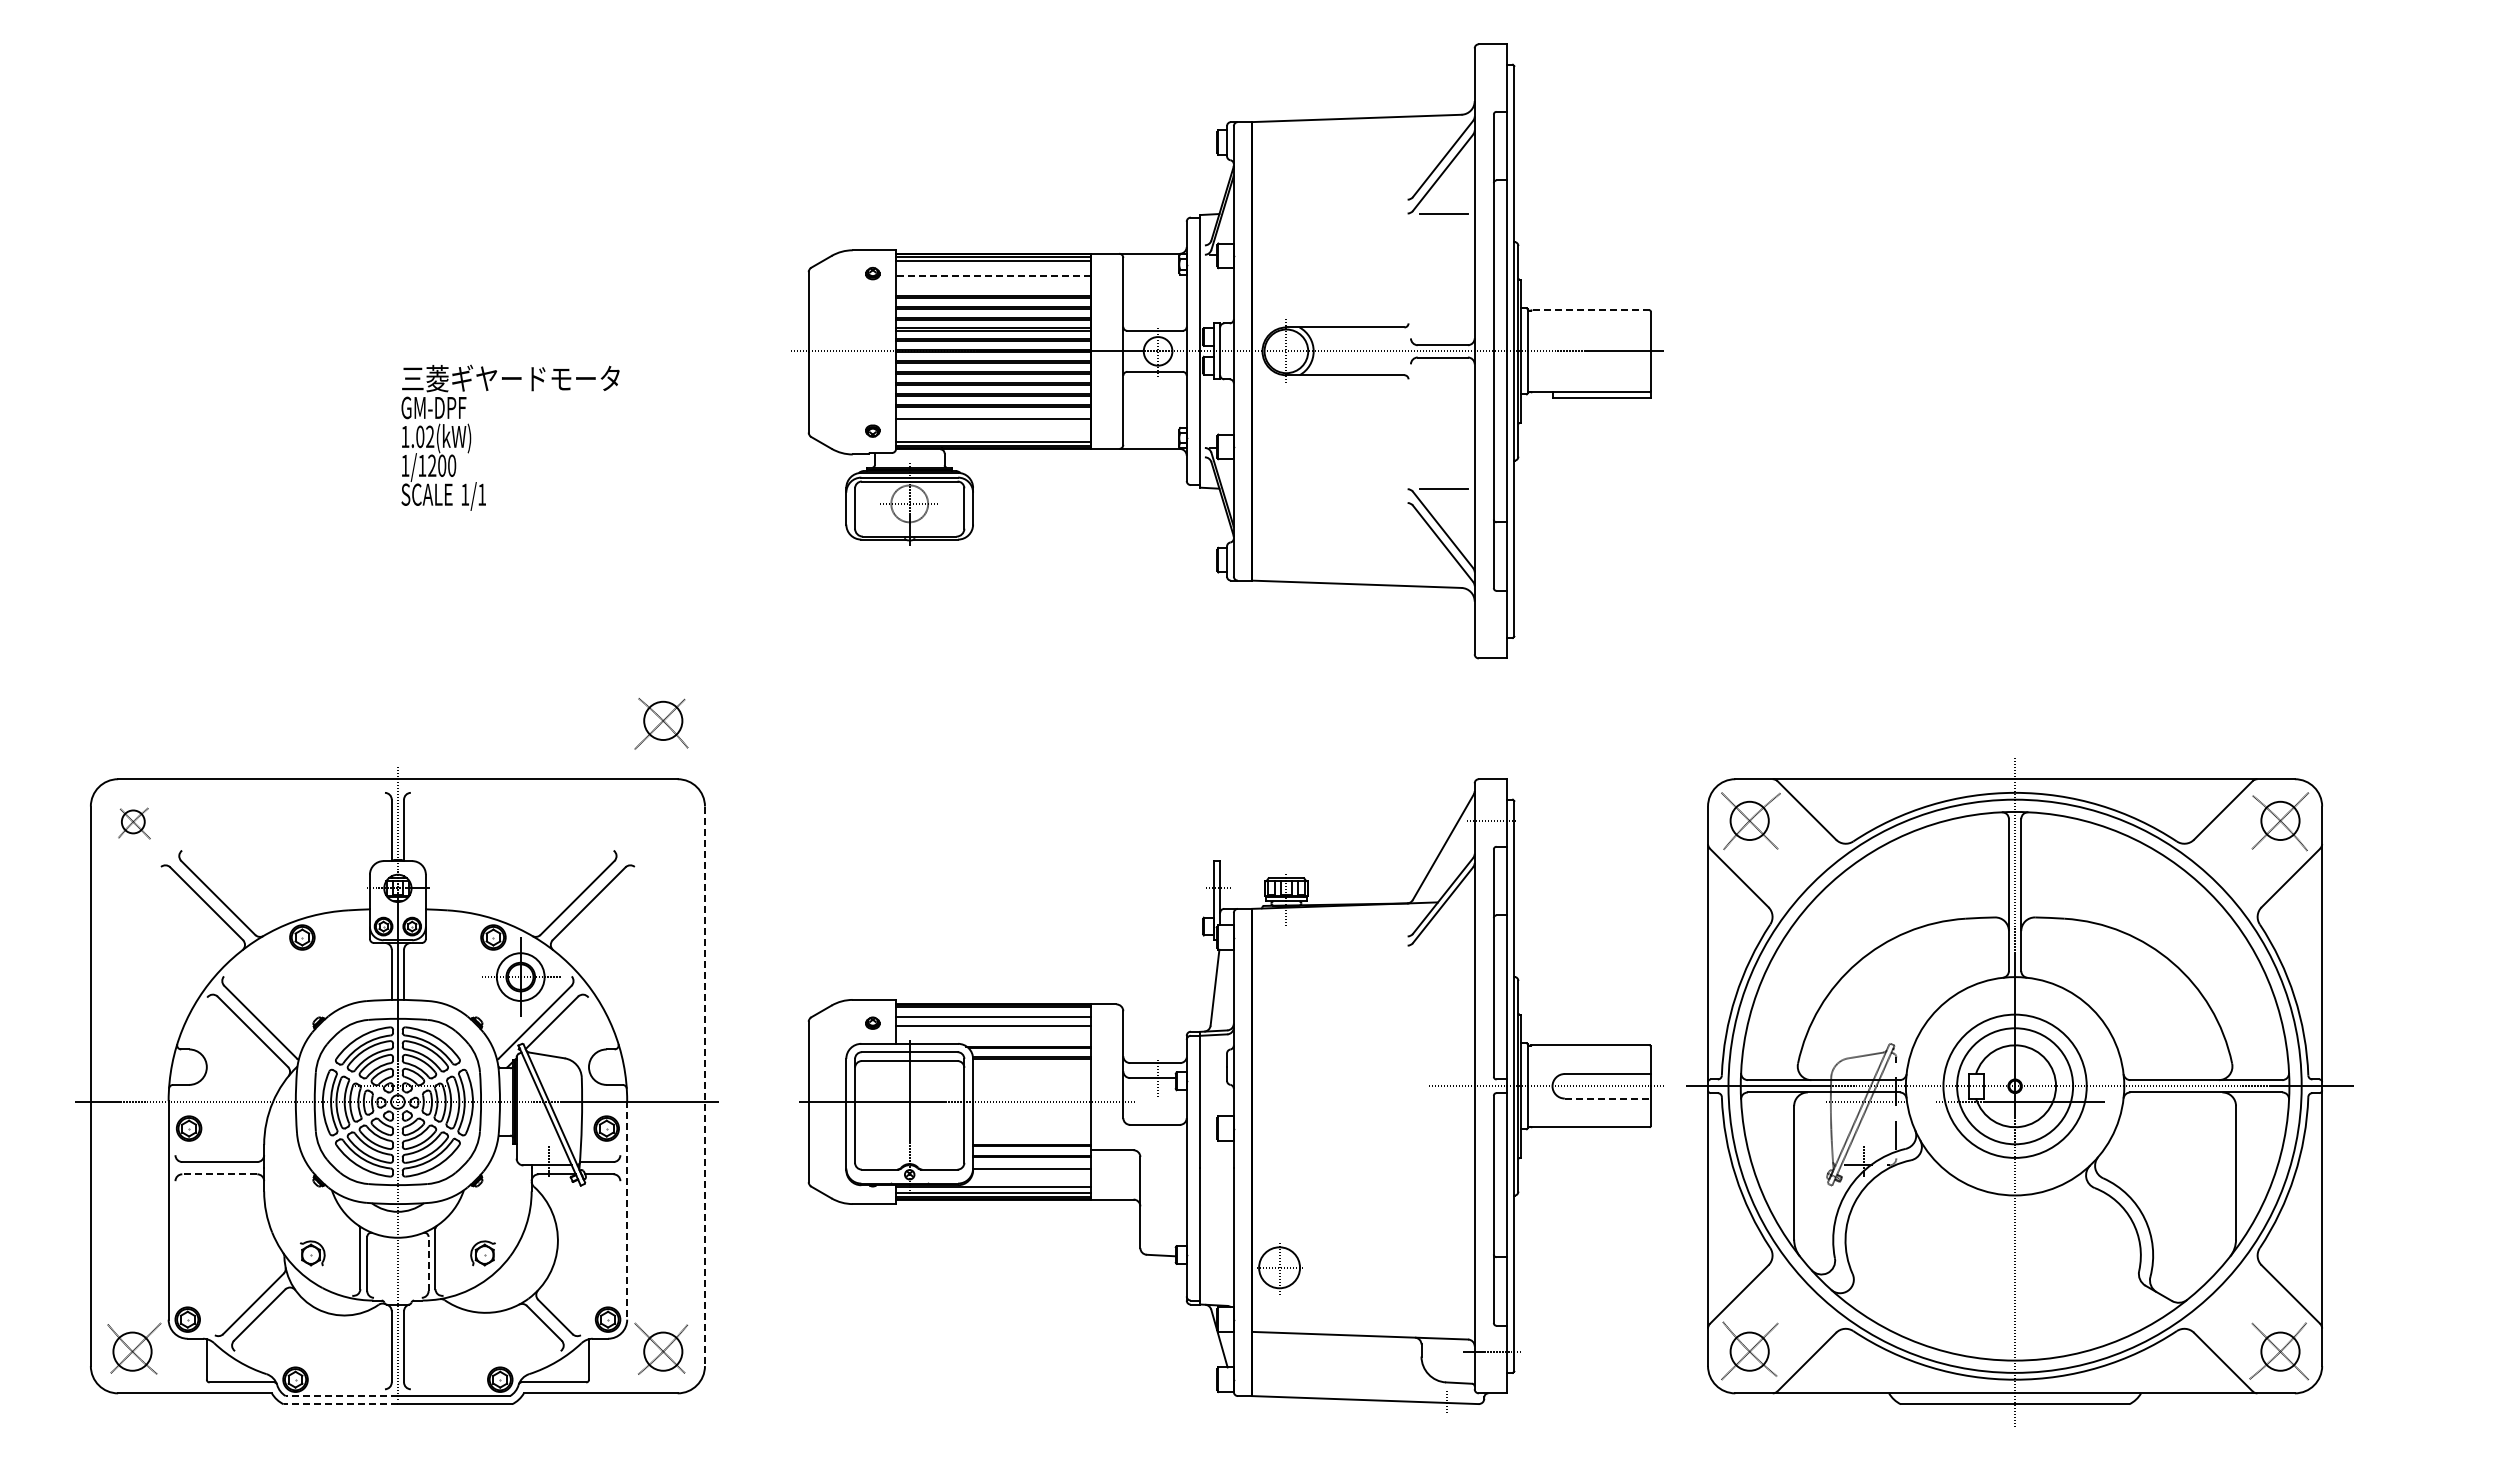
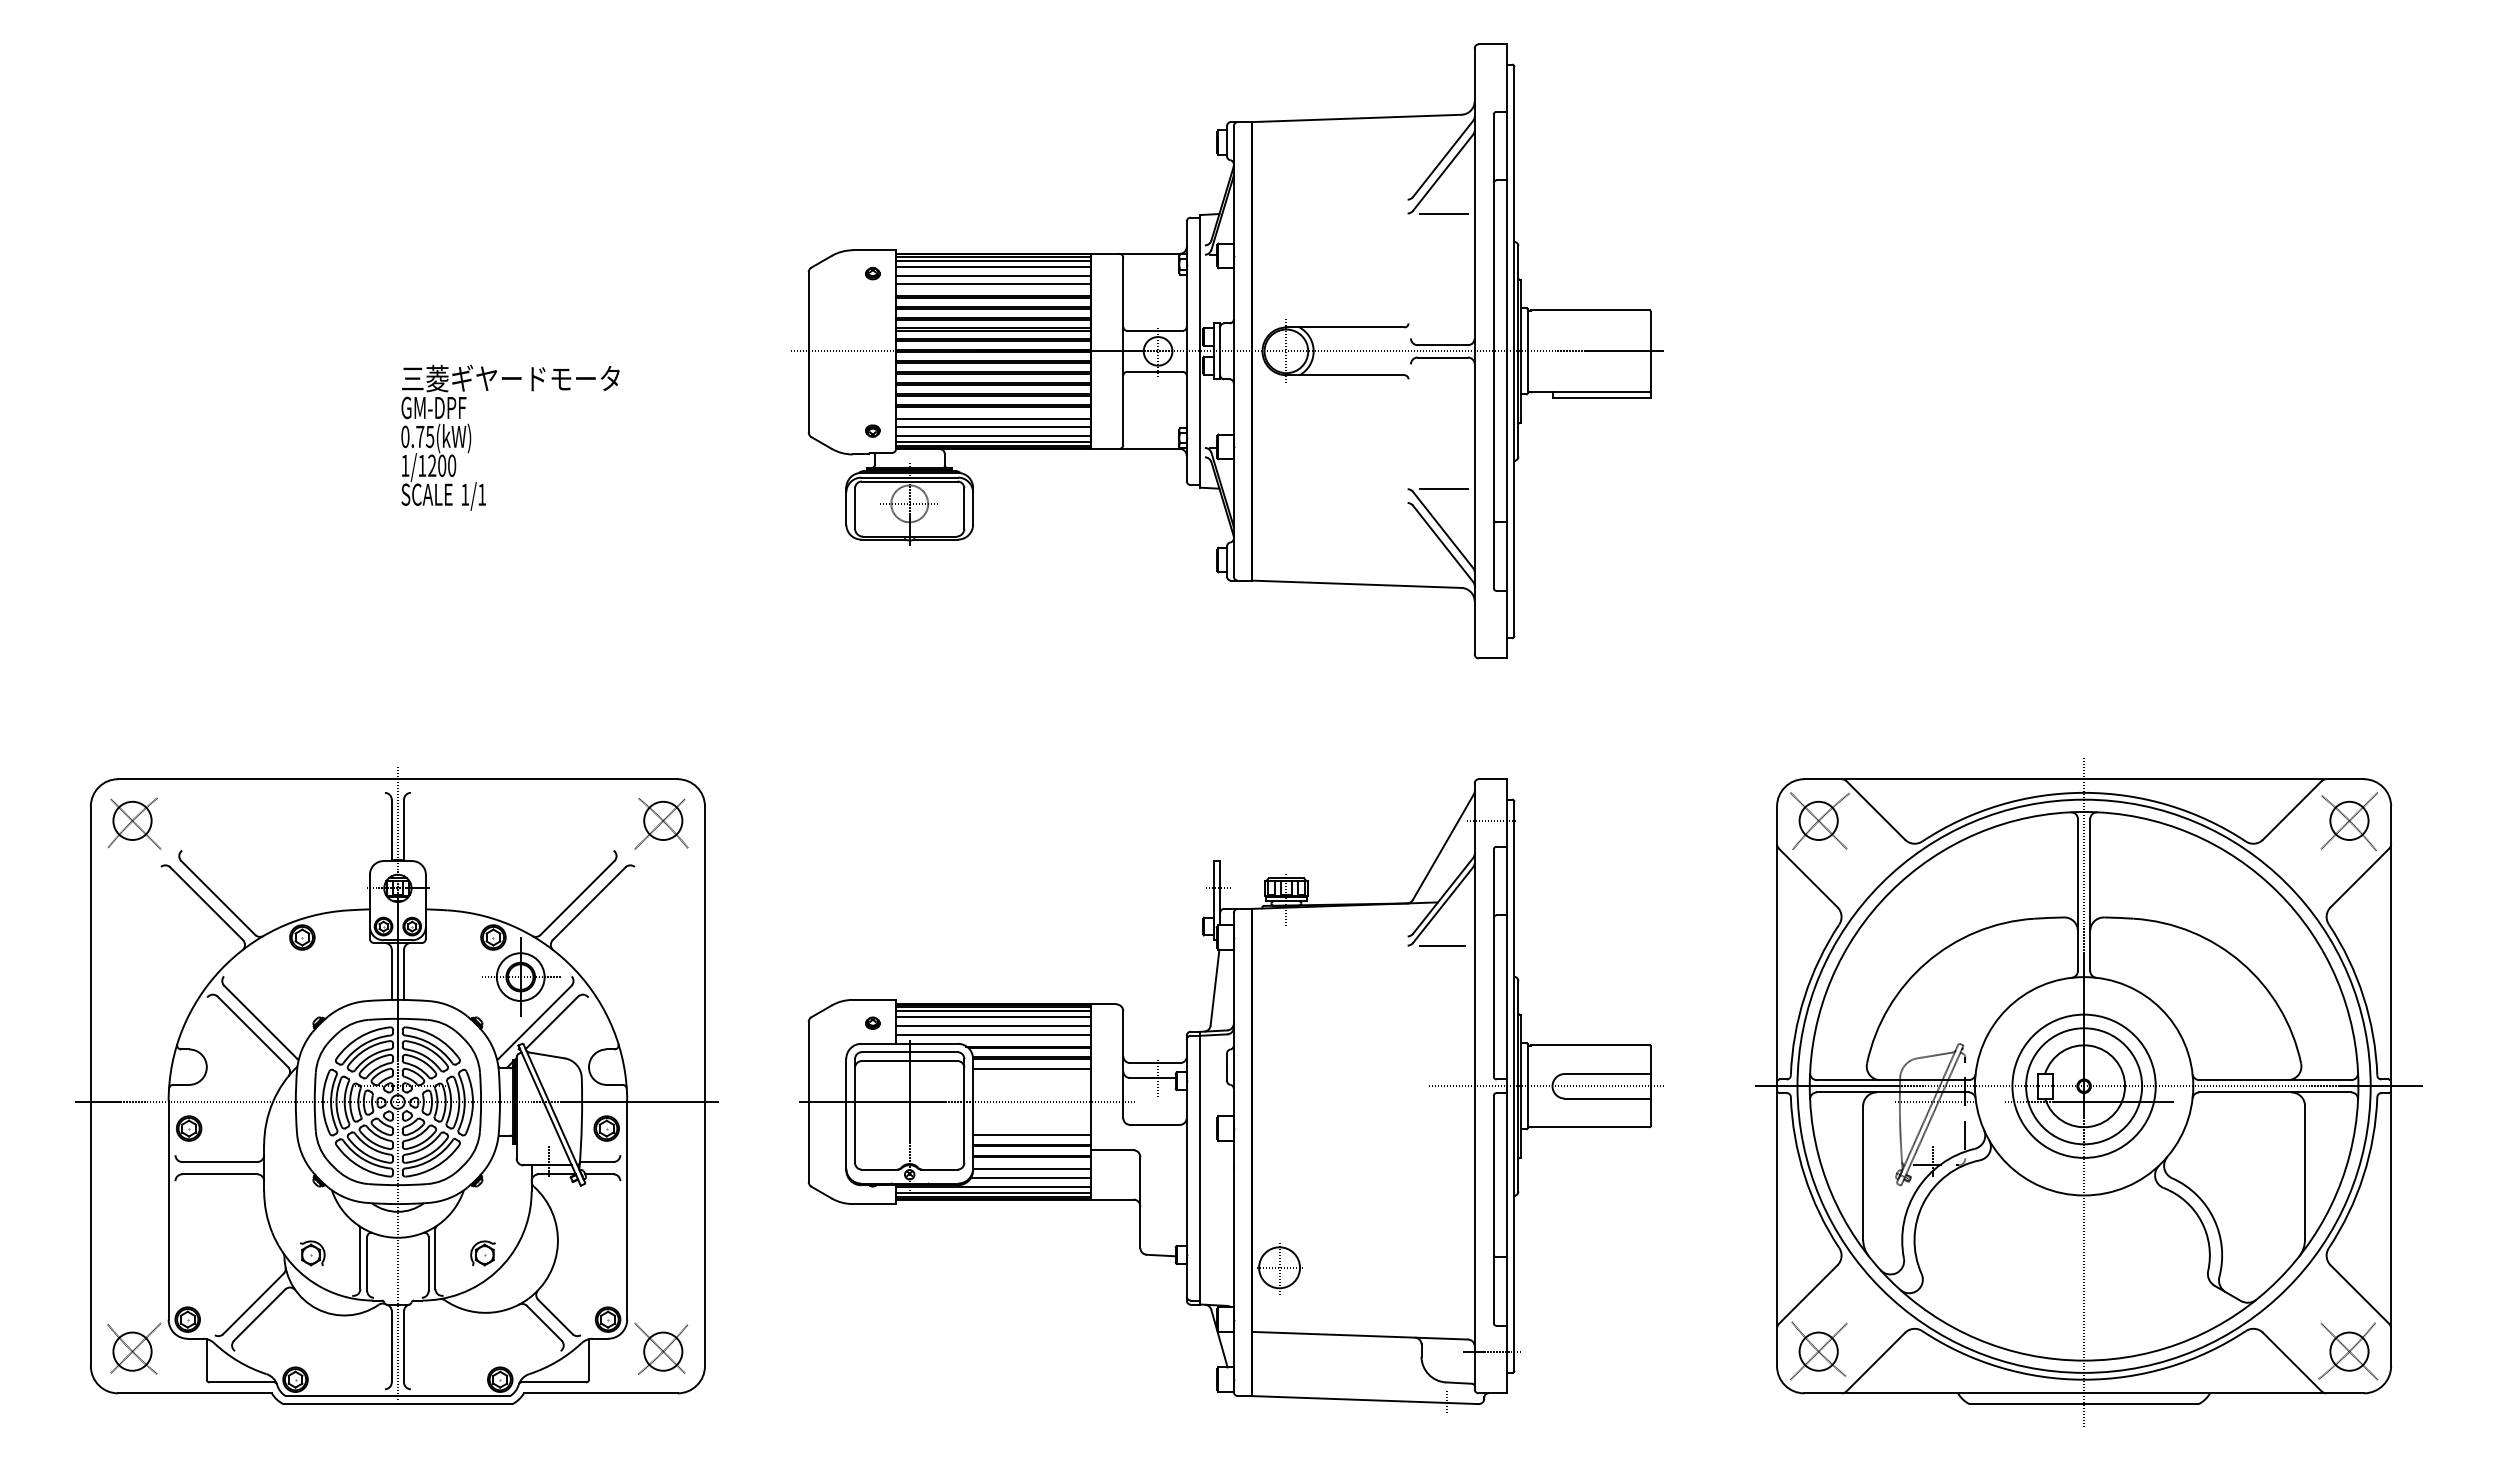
line: none -> present (993, 266)
line: dashed -> solid (993, 275)
line: none -> present (993, 284)
line: dashed -> solid (1590, 310)
line: none -> present (993, 427)
line: none -> present (993, 435)
text: 1.02(kW) -> 0.75(kW) (417, 436)
part position: (661, 723) -> (661, 823) (661, 823)
part size: 33x33 px -> 55x53 px (134, 823)
line: none -> present (1442, 945)
line: none -> present (993, 1011)
line: none -> present (993, 1035)
line: none -> present (1032, 1069)
line: dashed -> solid (704, 1086)
part position: (2019, 1092) -> (2088, 1092) (2088, 1092)
line: dashed -> solid (1607, 1098)
line: none -> present (1032, 1134)
line: dashed -> solid (219, 1174)
line: none -> present (1030, 1178)
line: dashed -> solid (627, 1210)
line: dashed -> solid (428, 1263)
line: dashed -> solid (341, 1396)
line: dashed -> solid (340, 1404)
